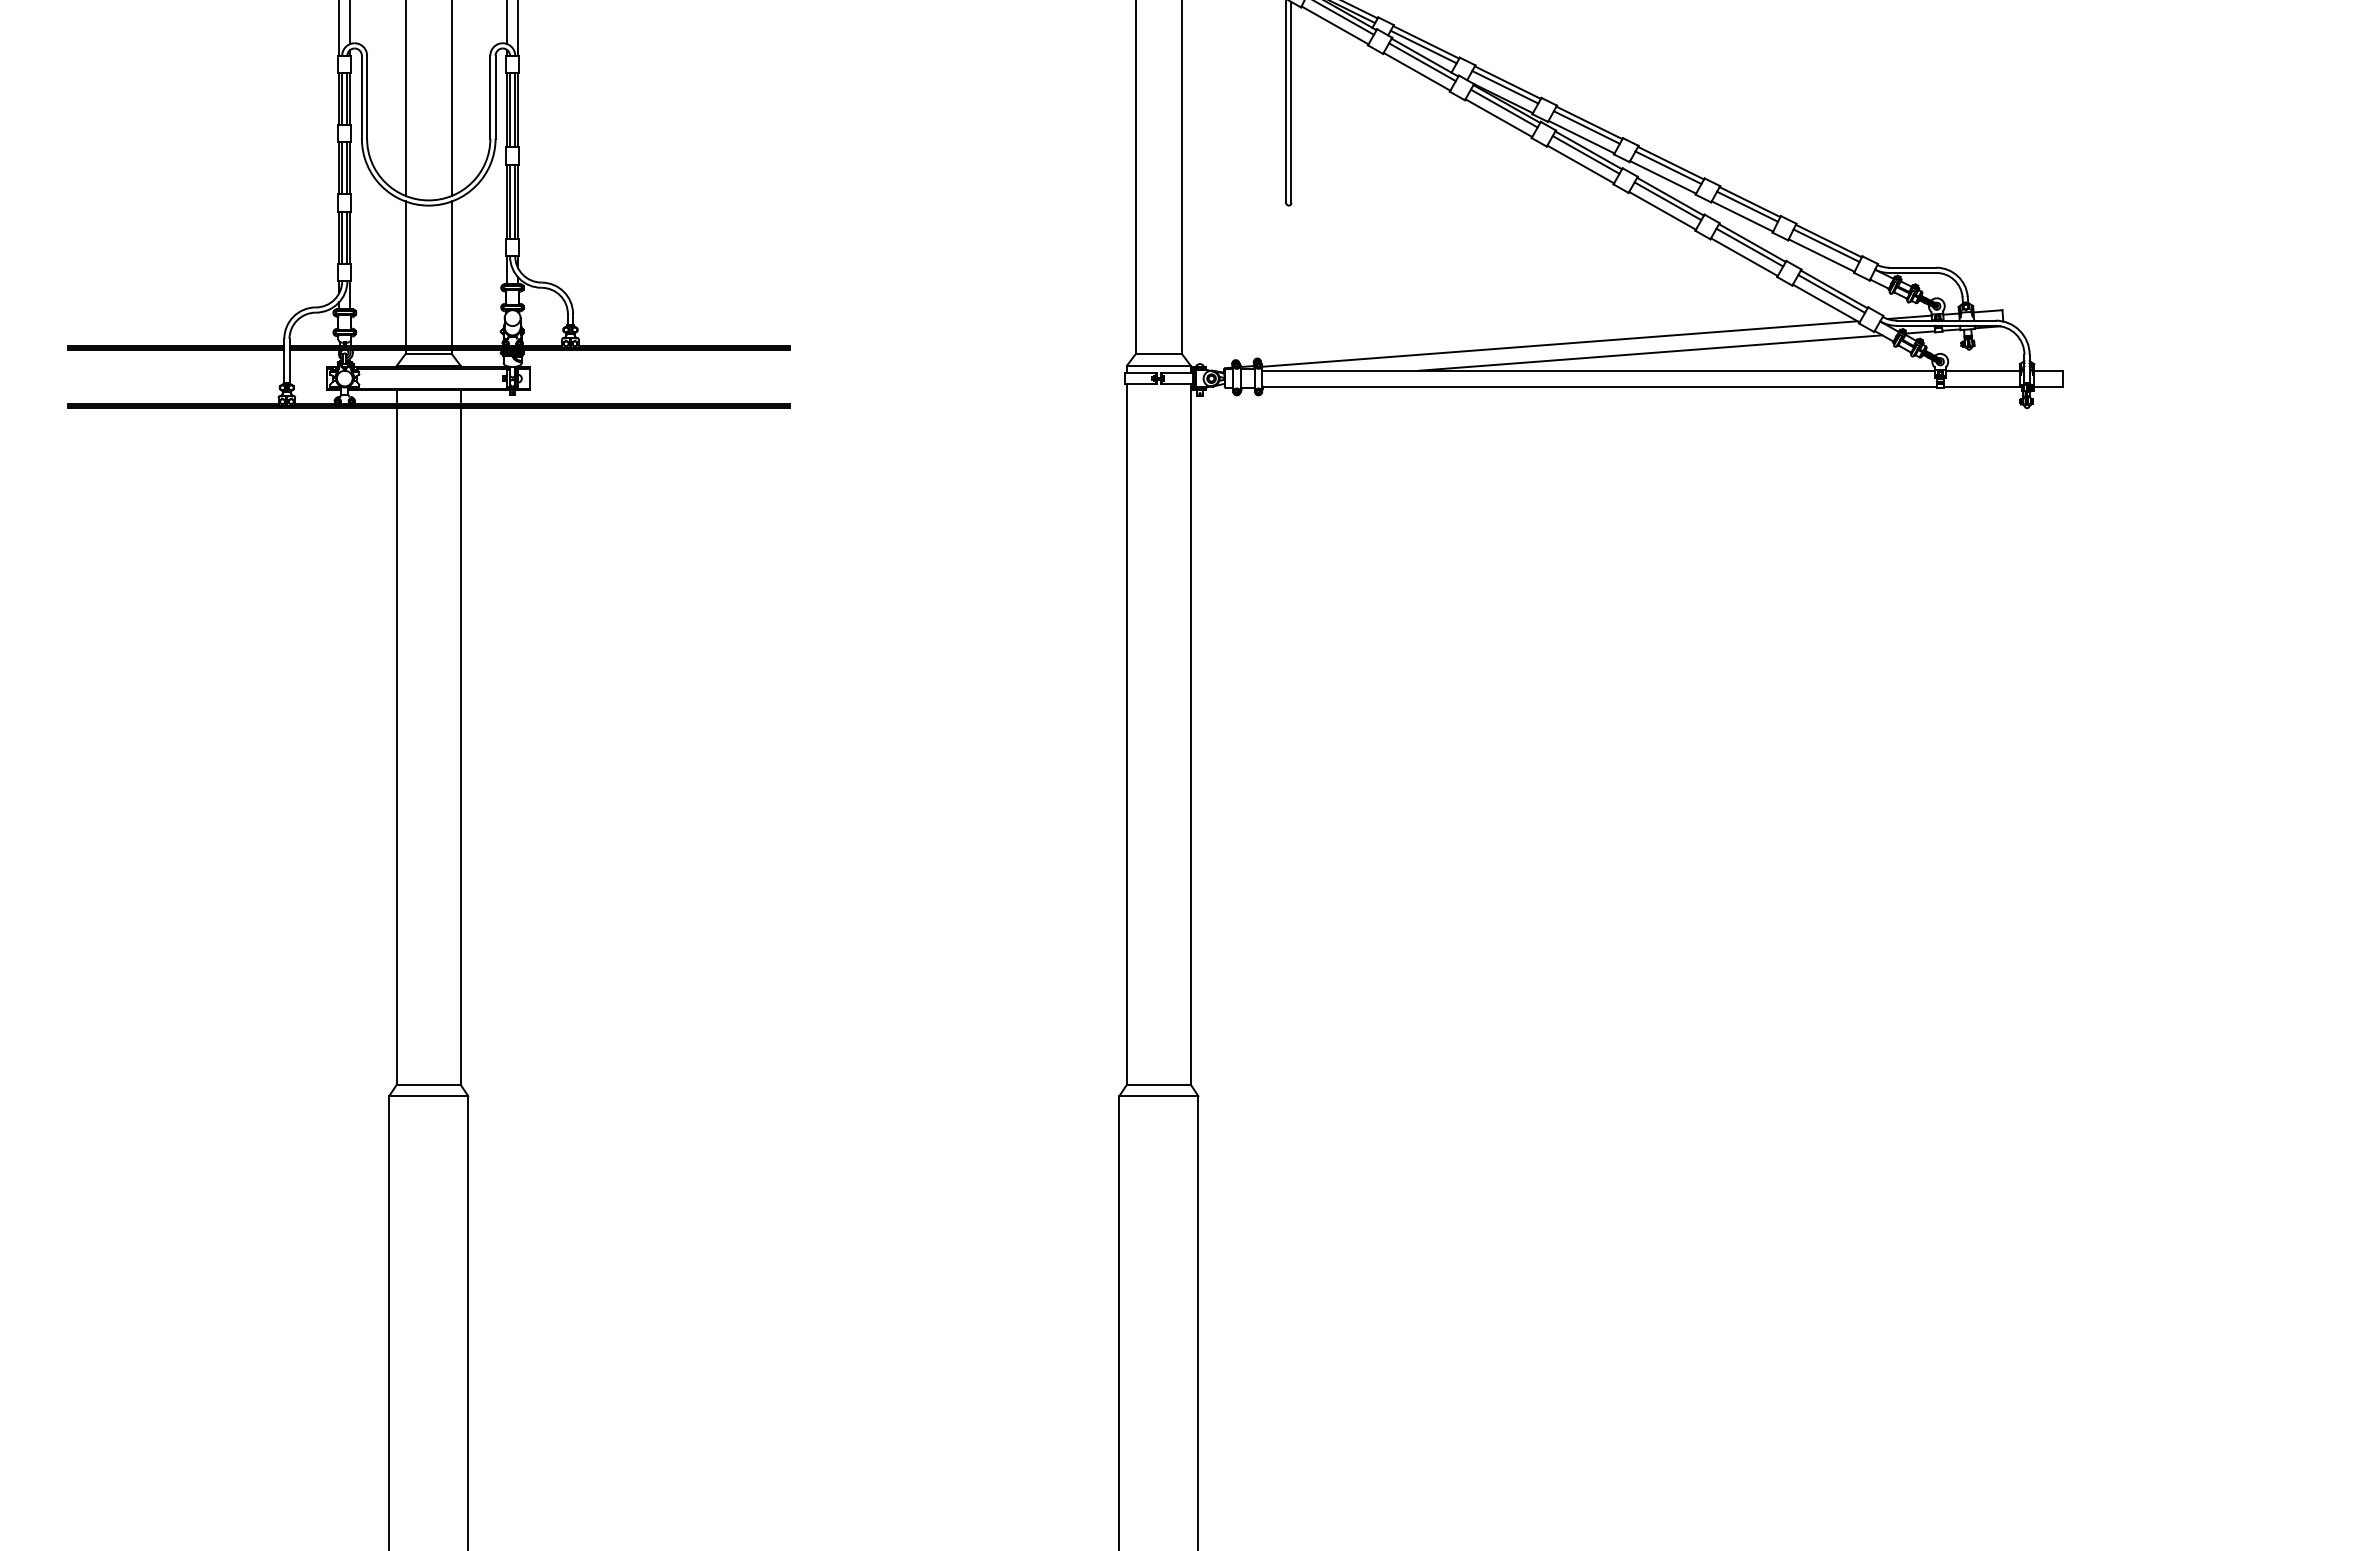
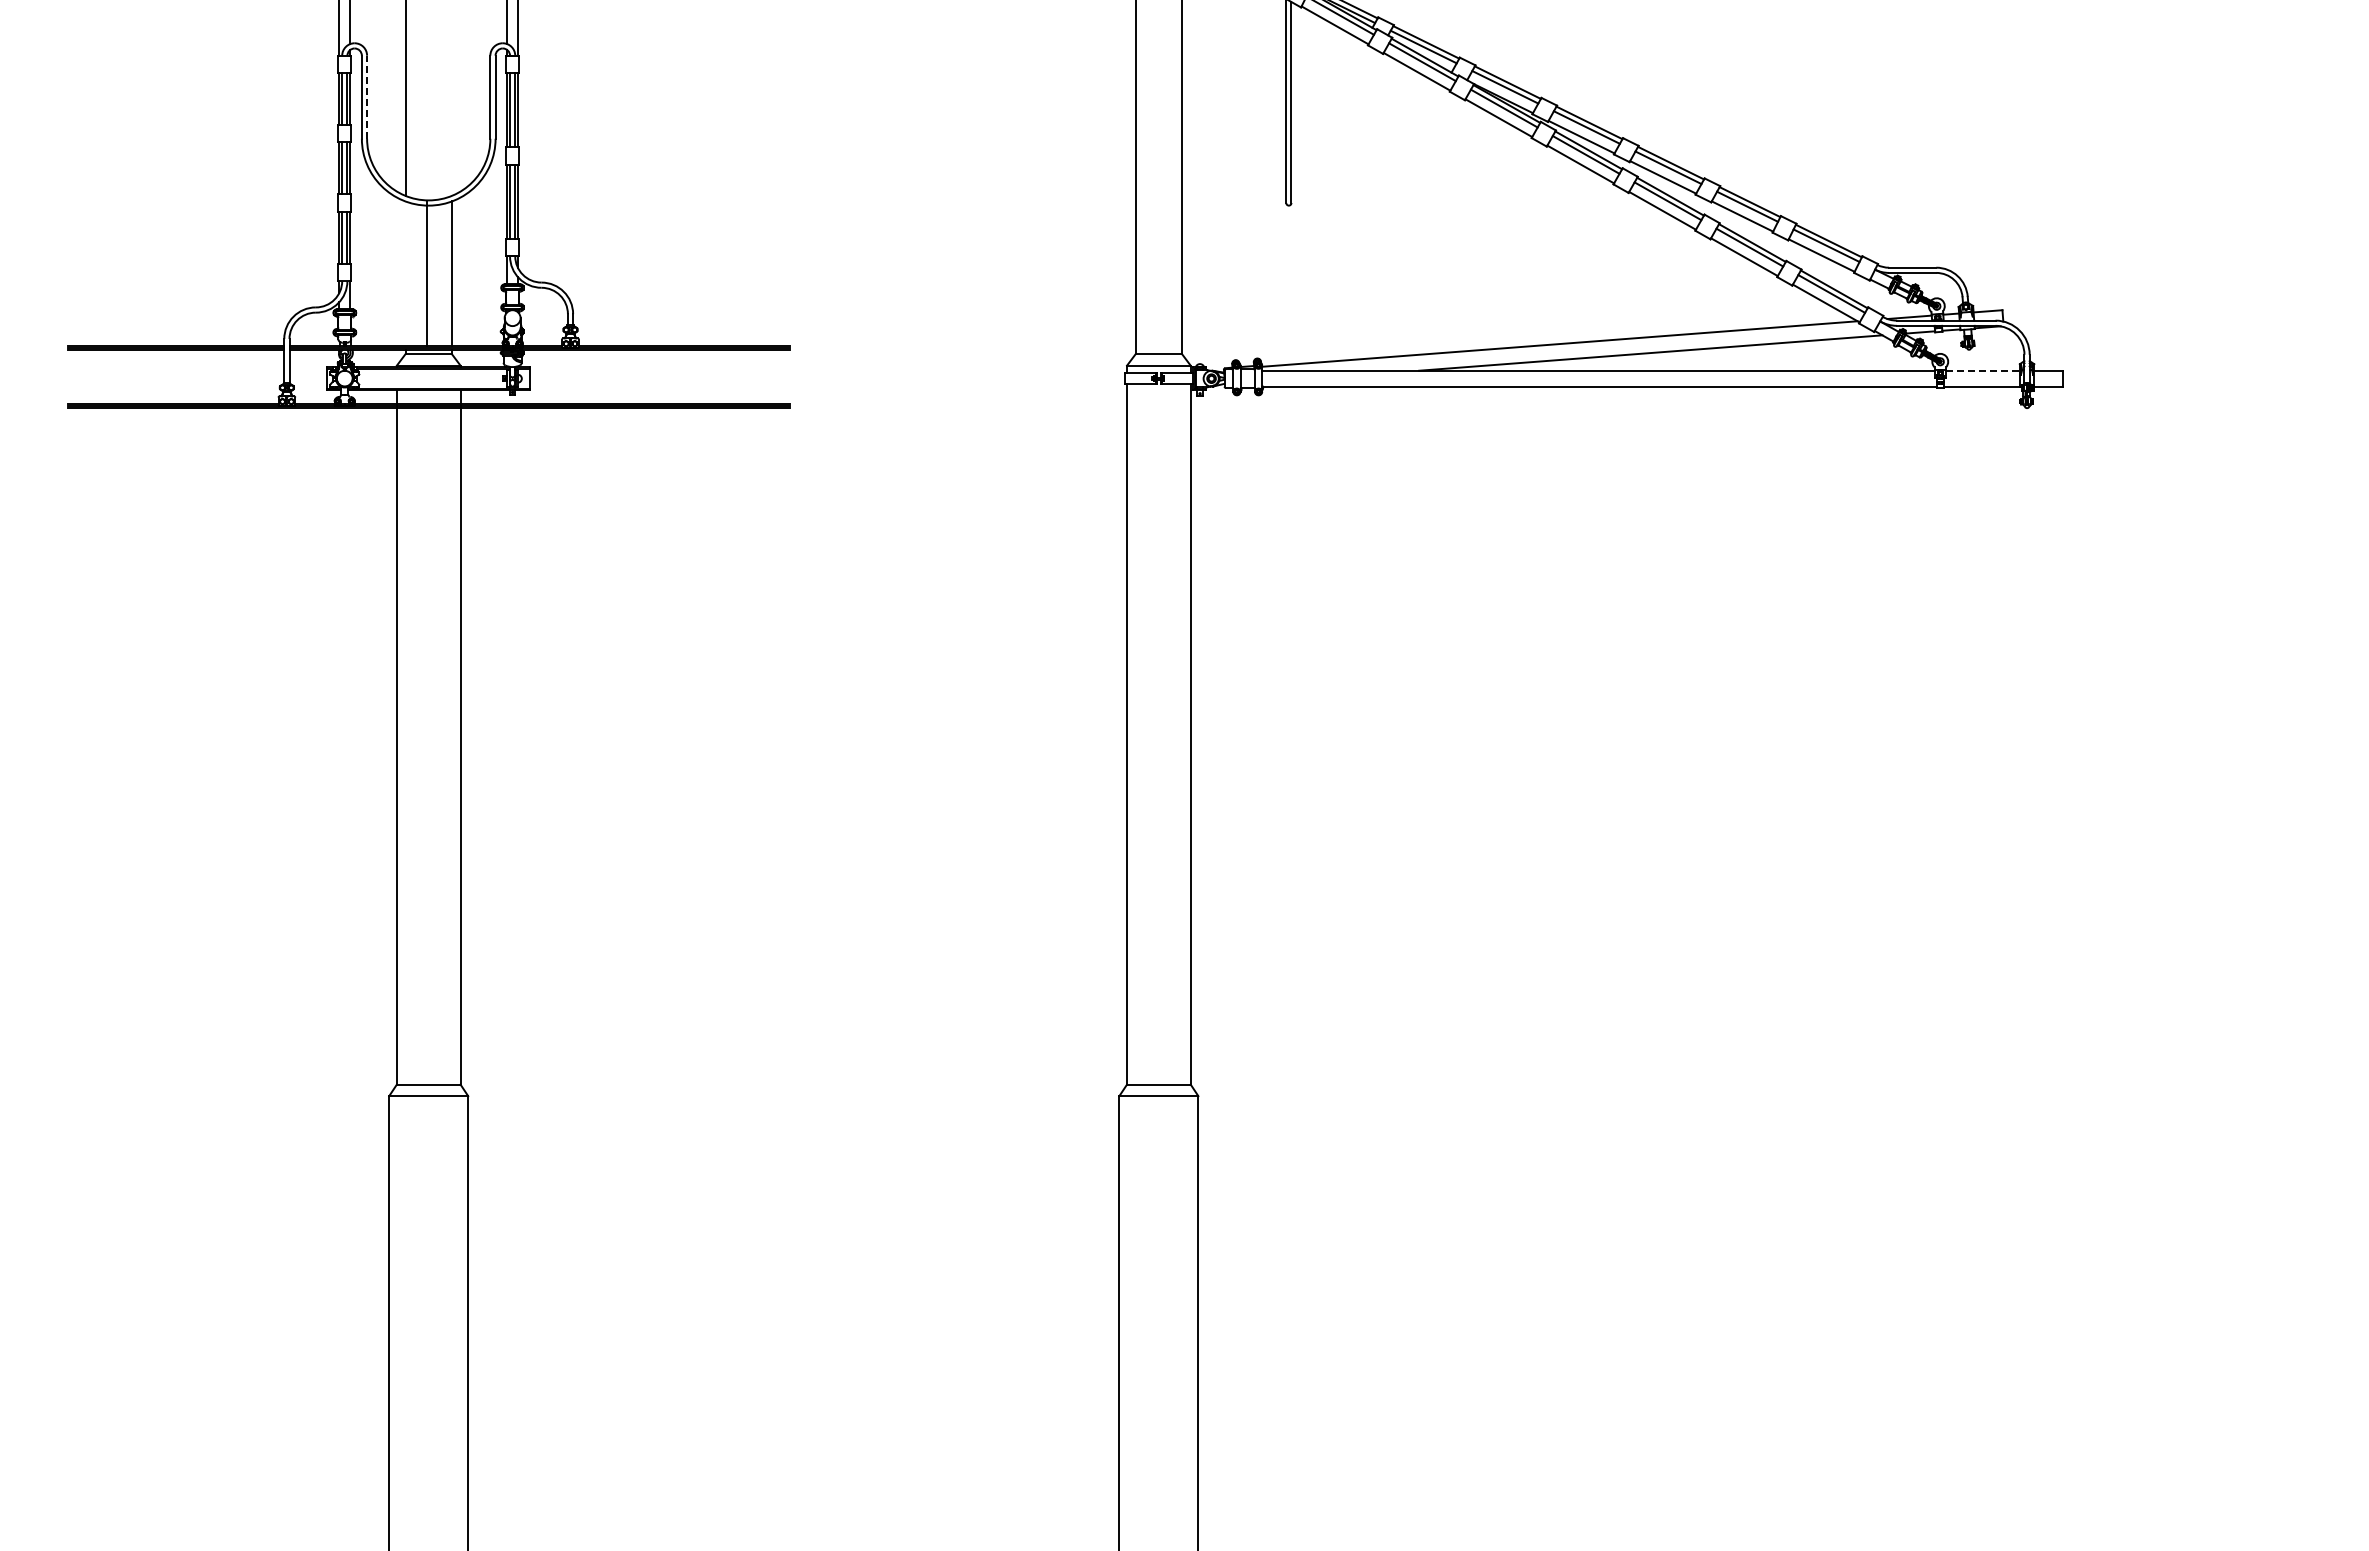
line: solid -> dashed (367, 97)
line: present -> none (451, 98)
line position: (405, 273) -> (426, 273) (426, 273)
line: solid -> dashed (1982, 370)
